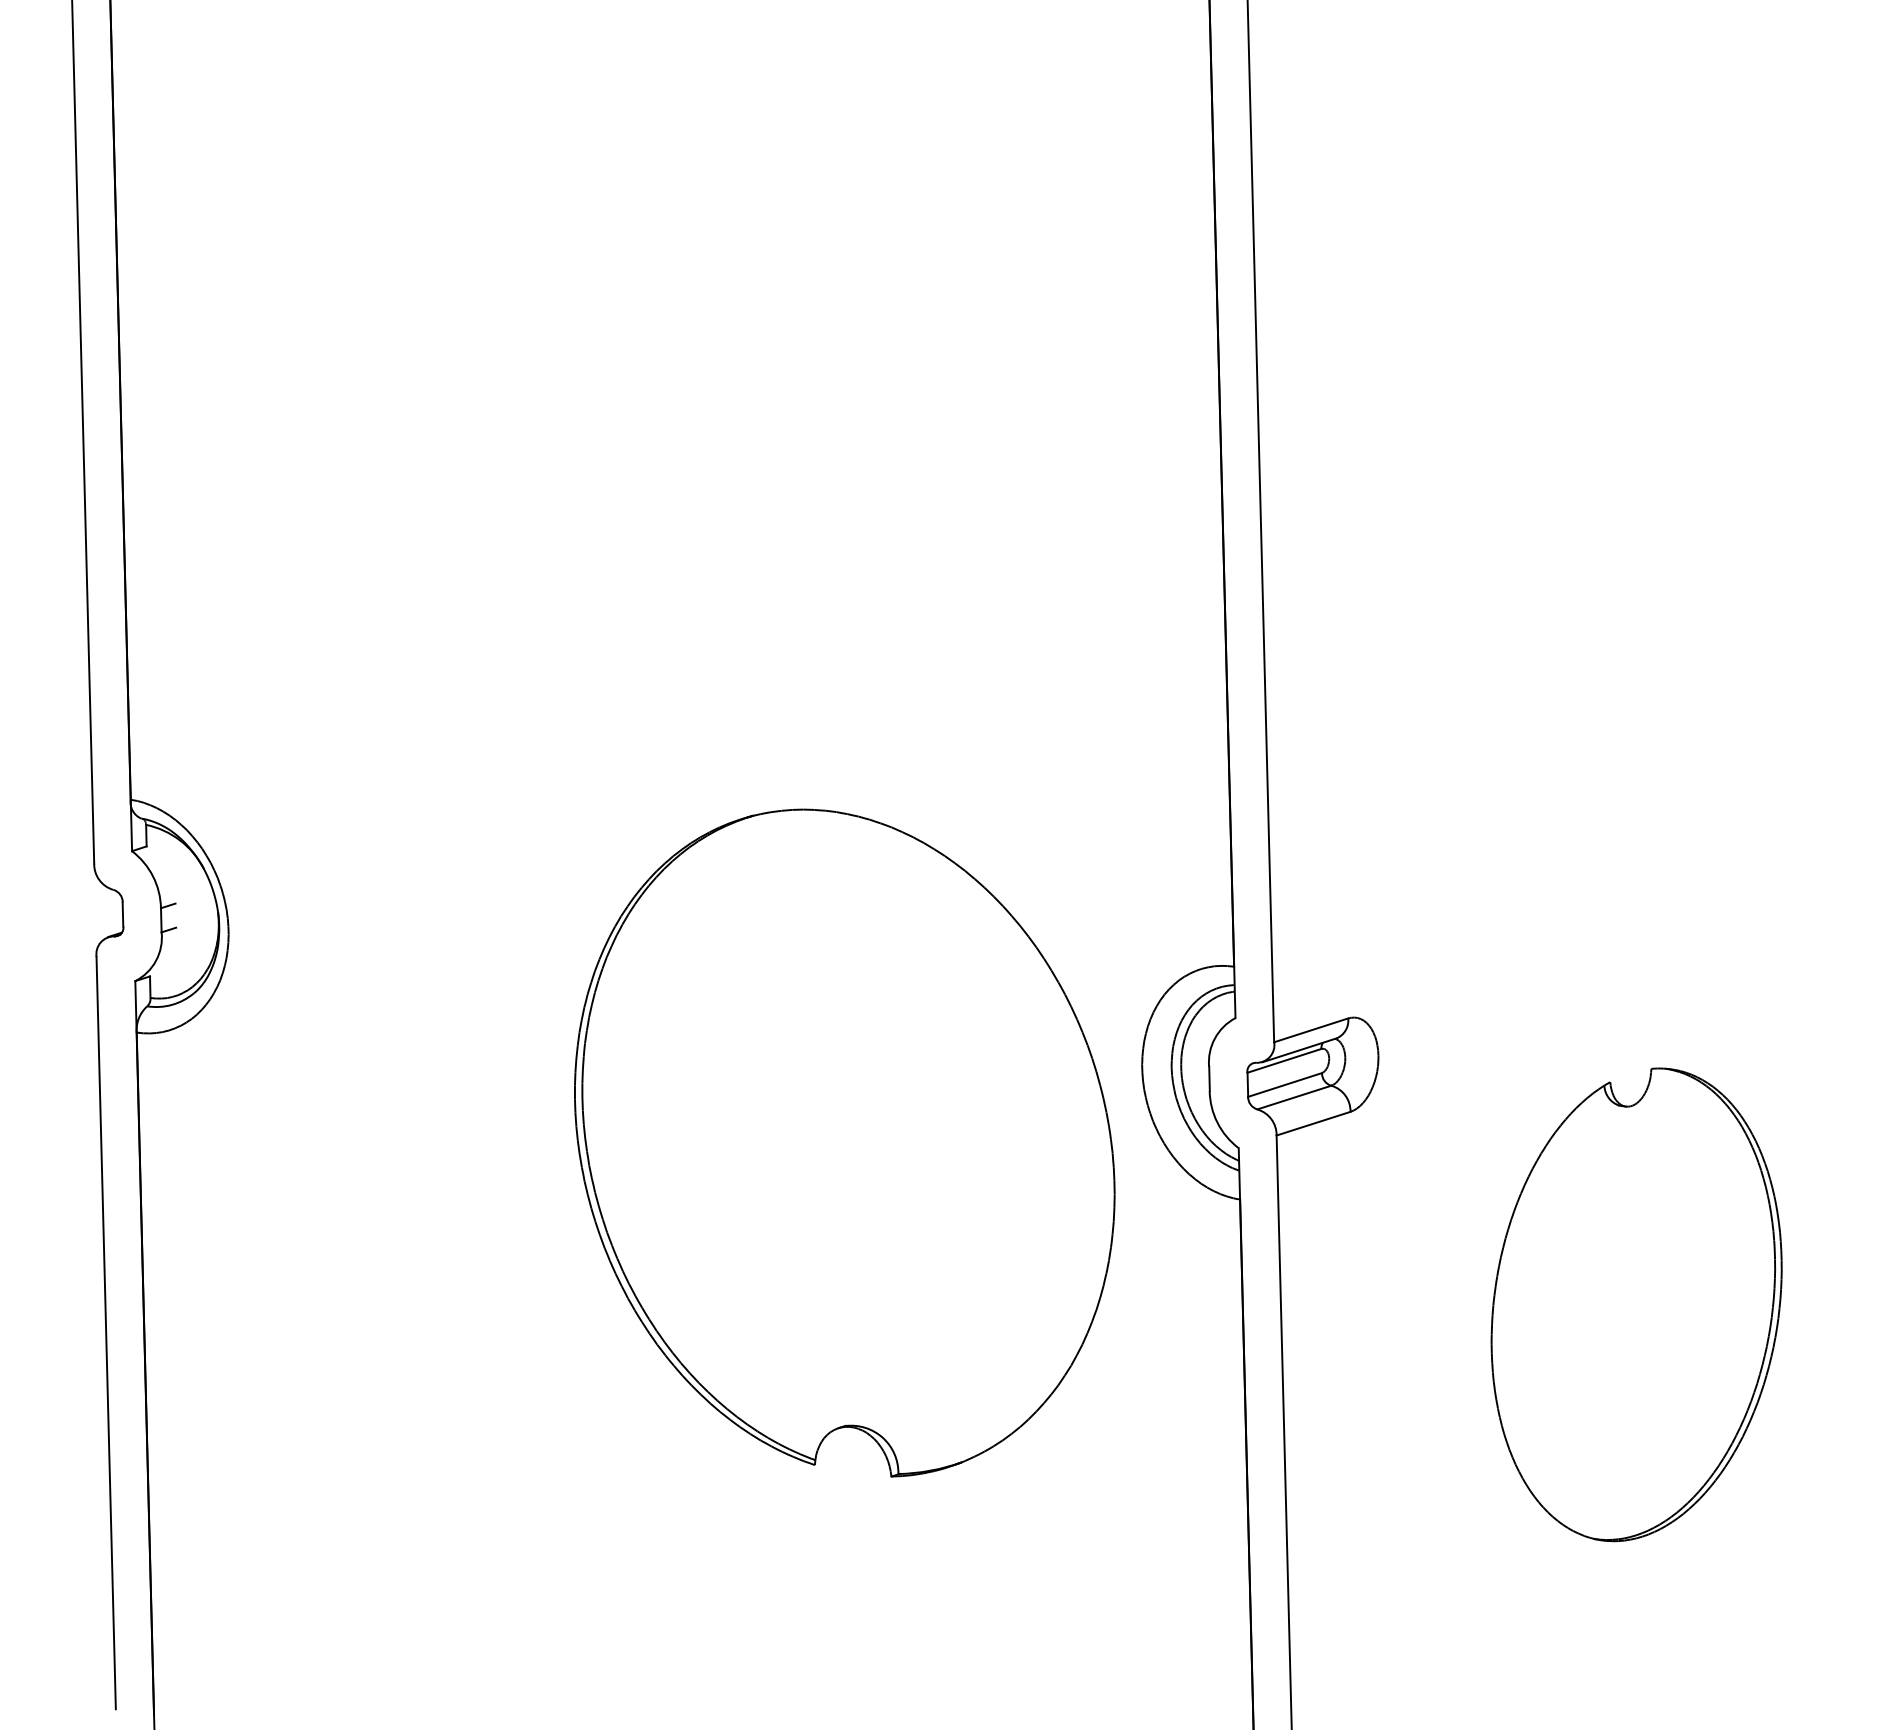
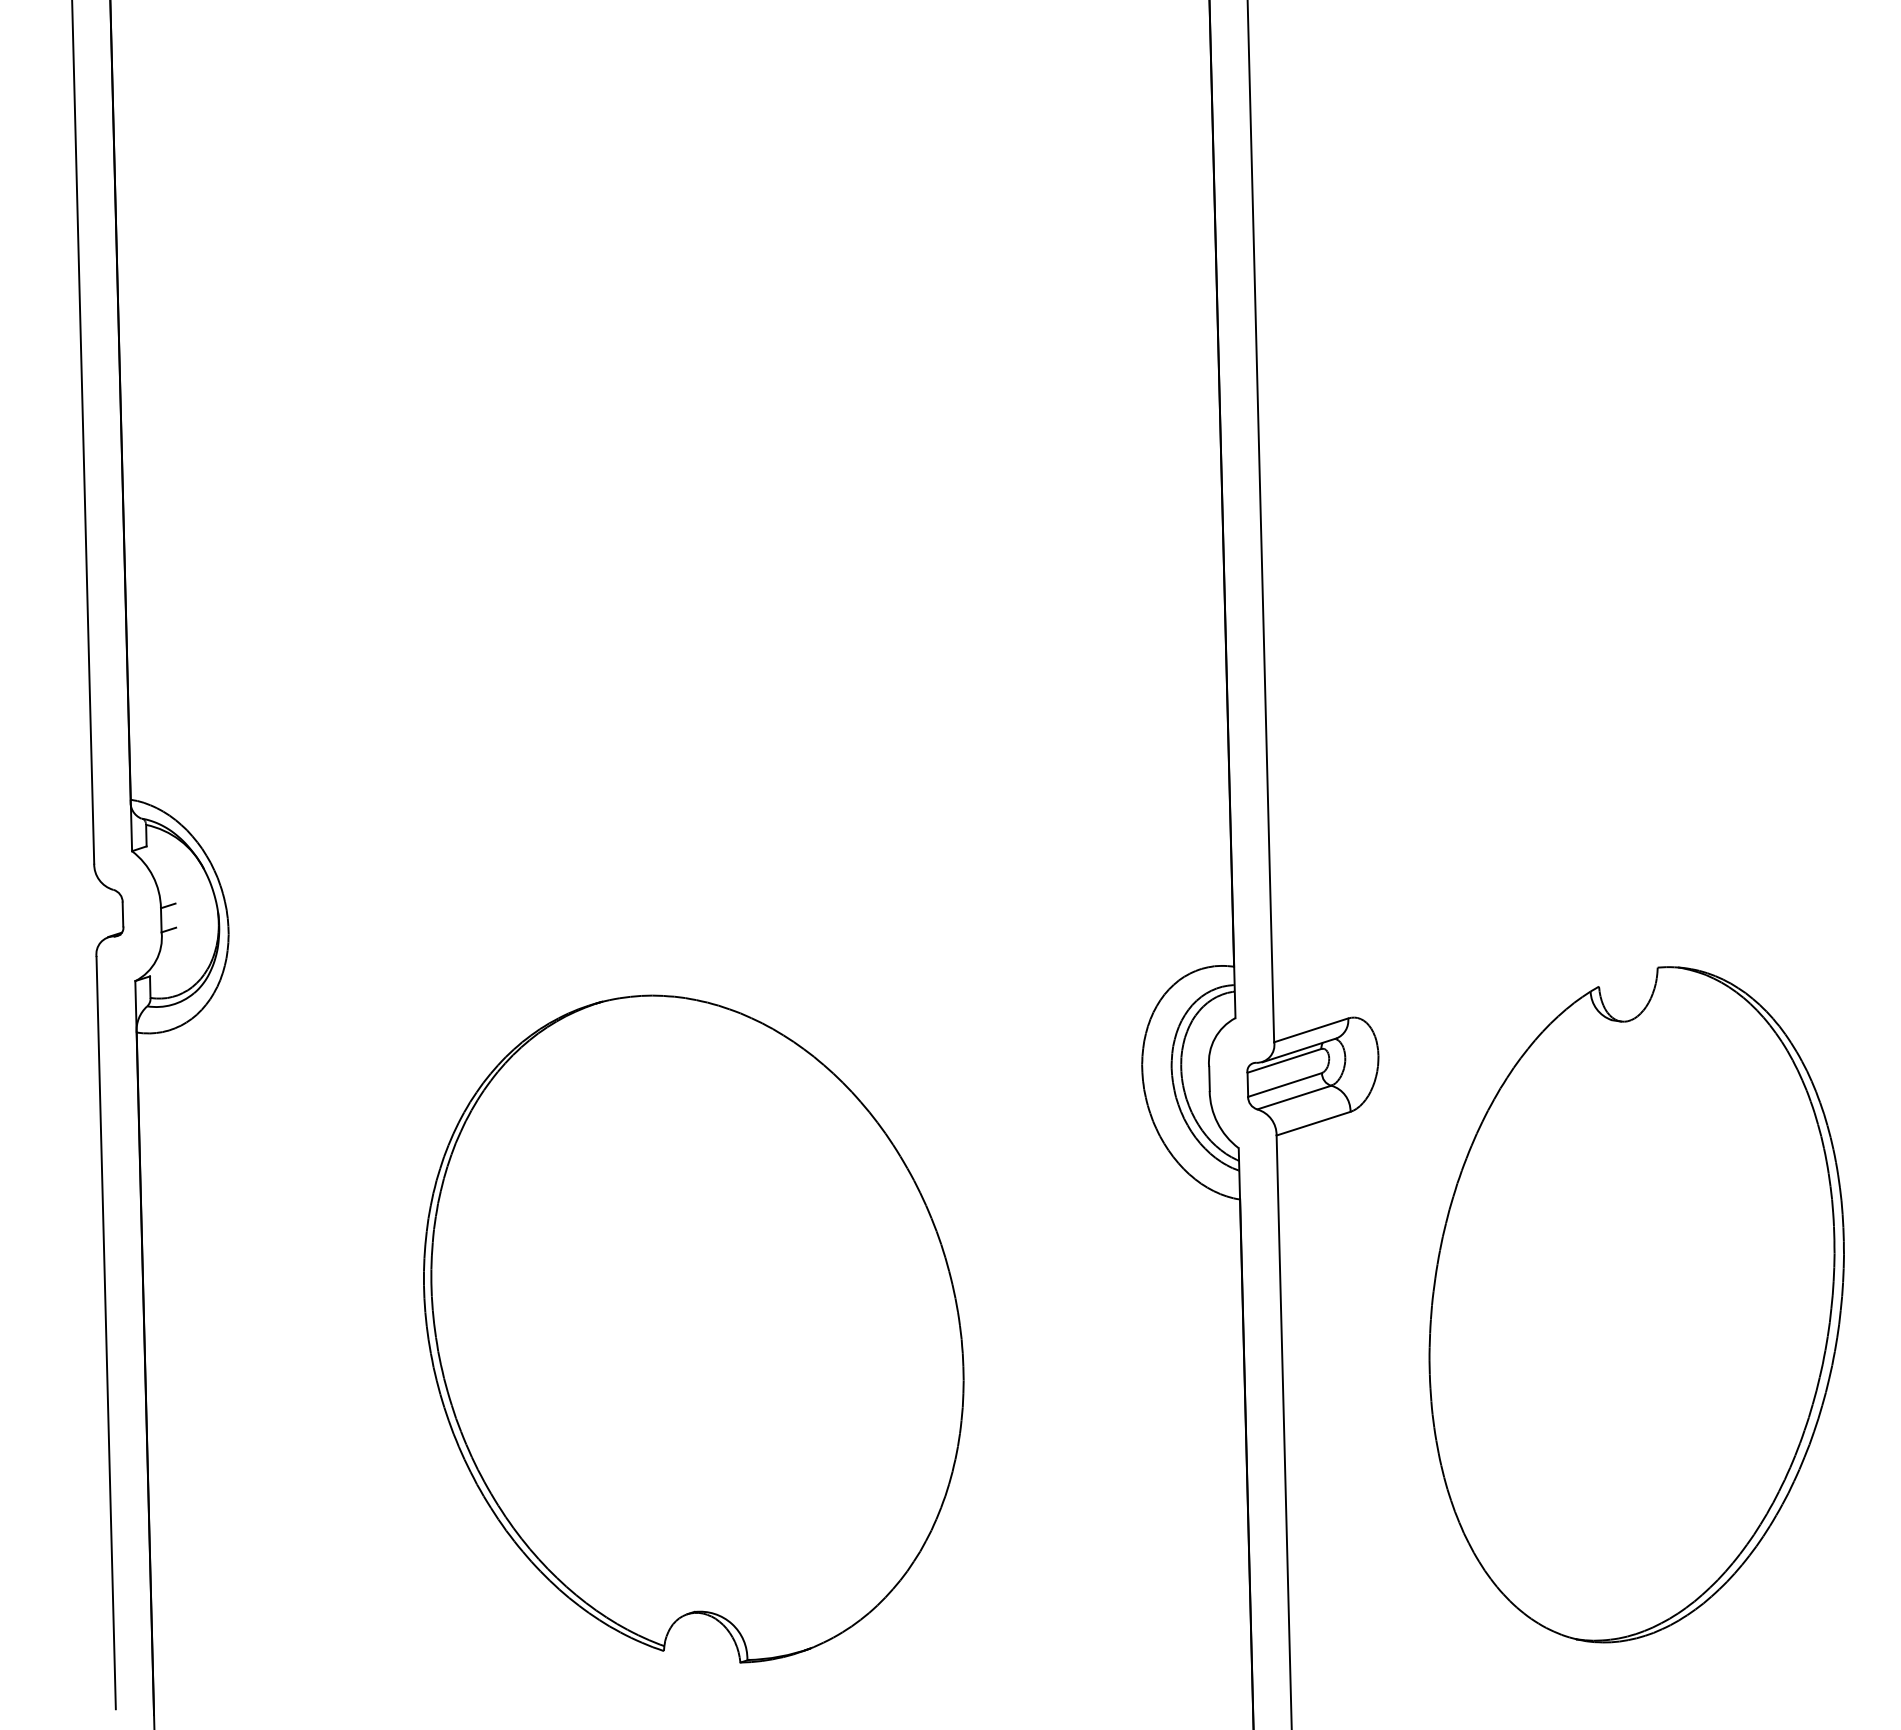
part position: (844, 1142) -> (693, 1328) (693, 1328)
part size: 293x476 px -> 417x678 px (1636, 1304)
